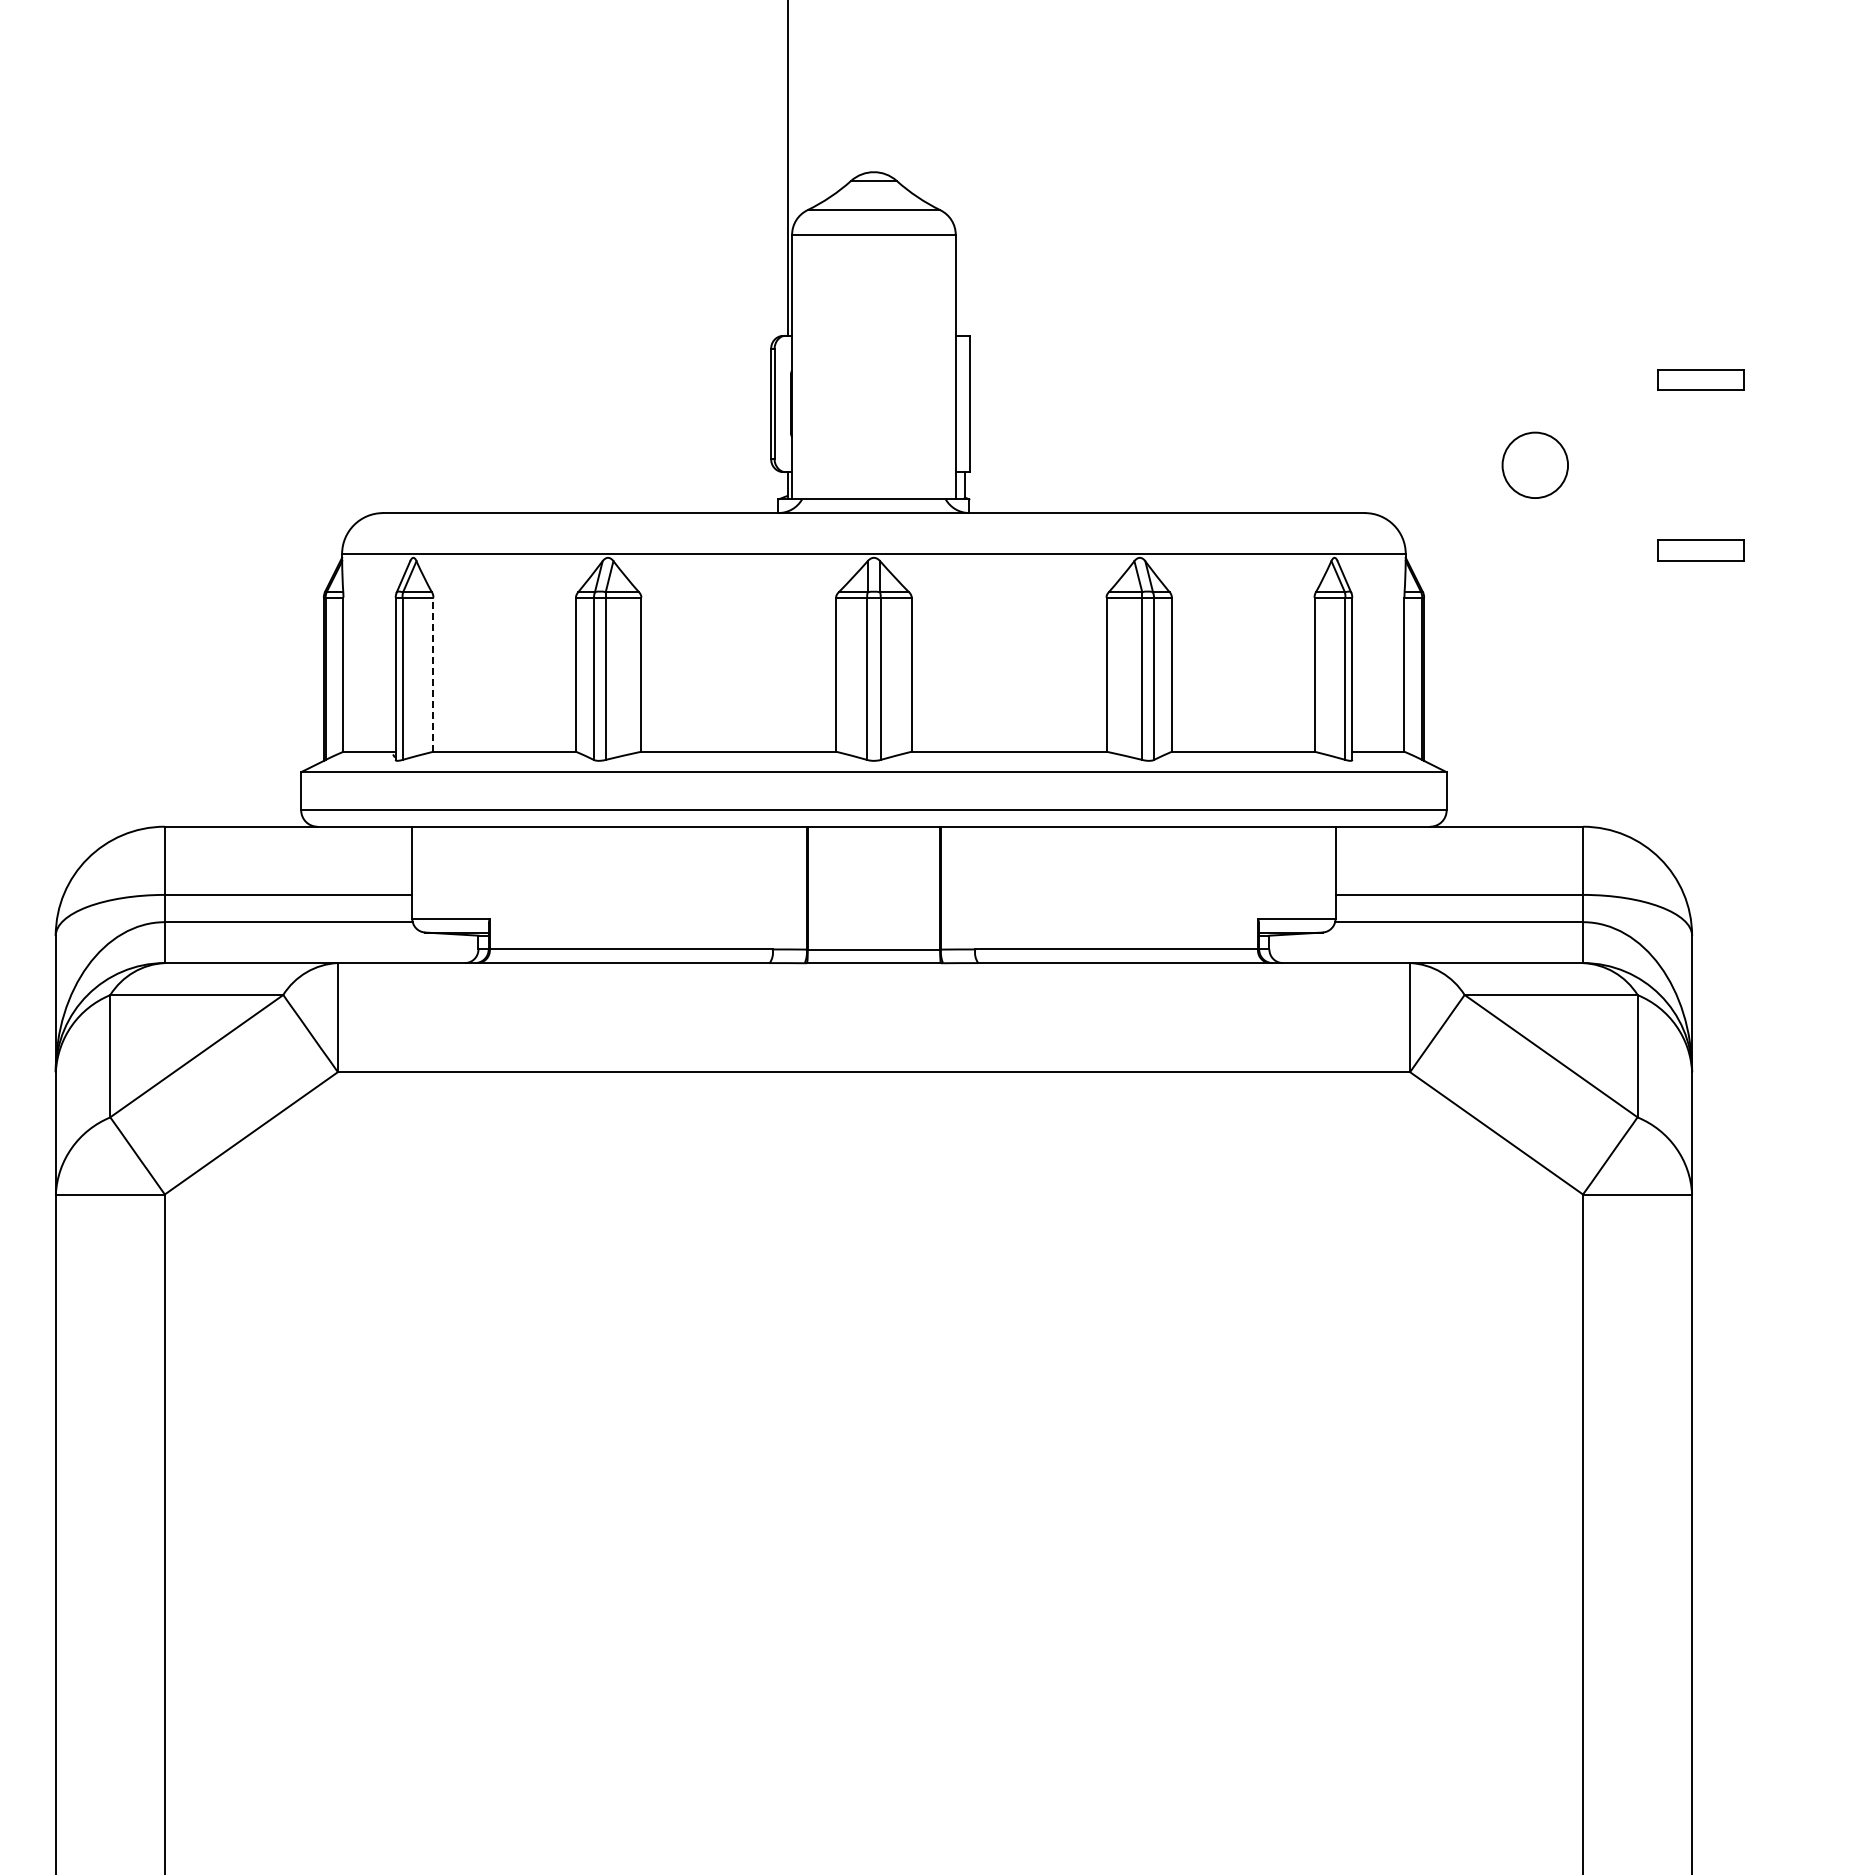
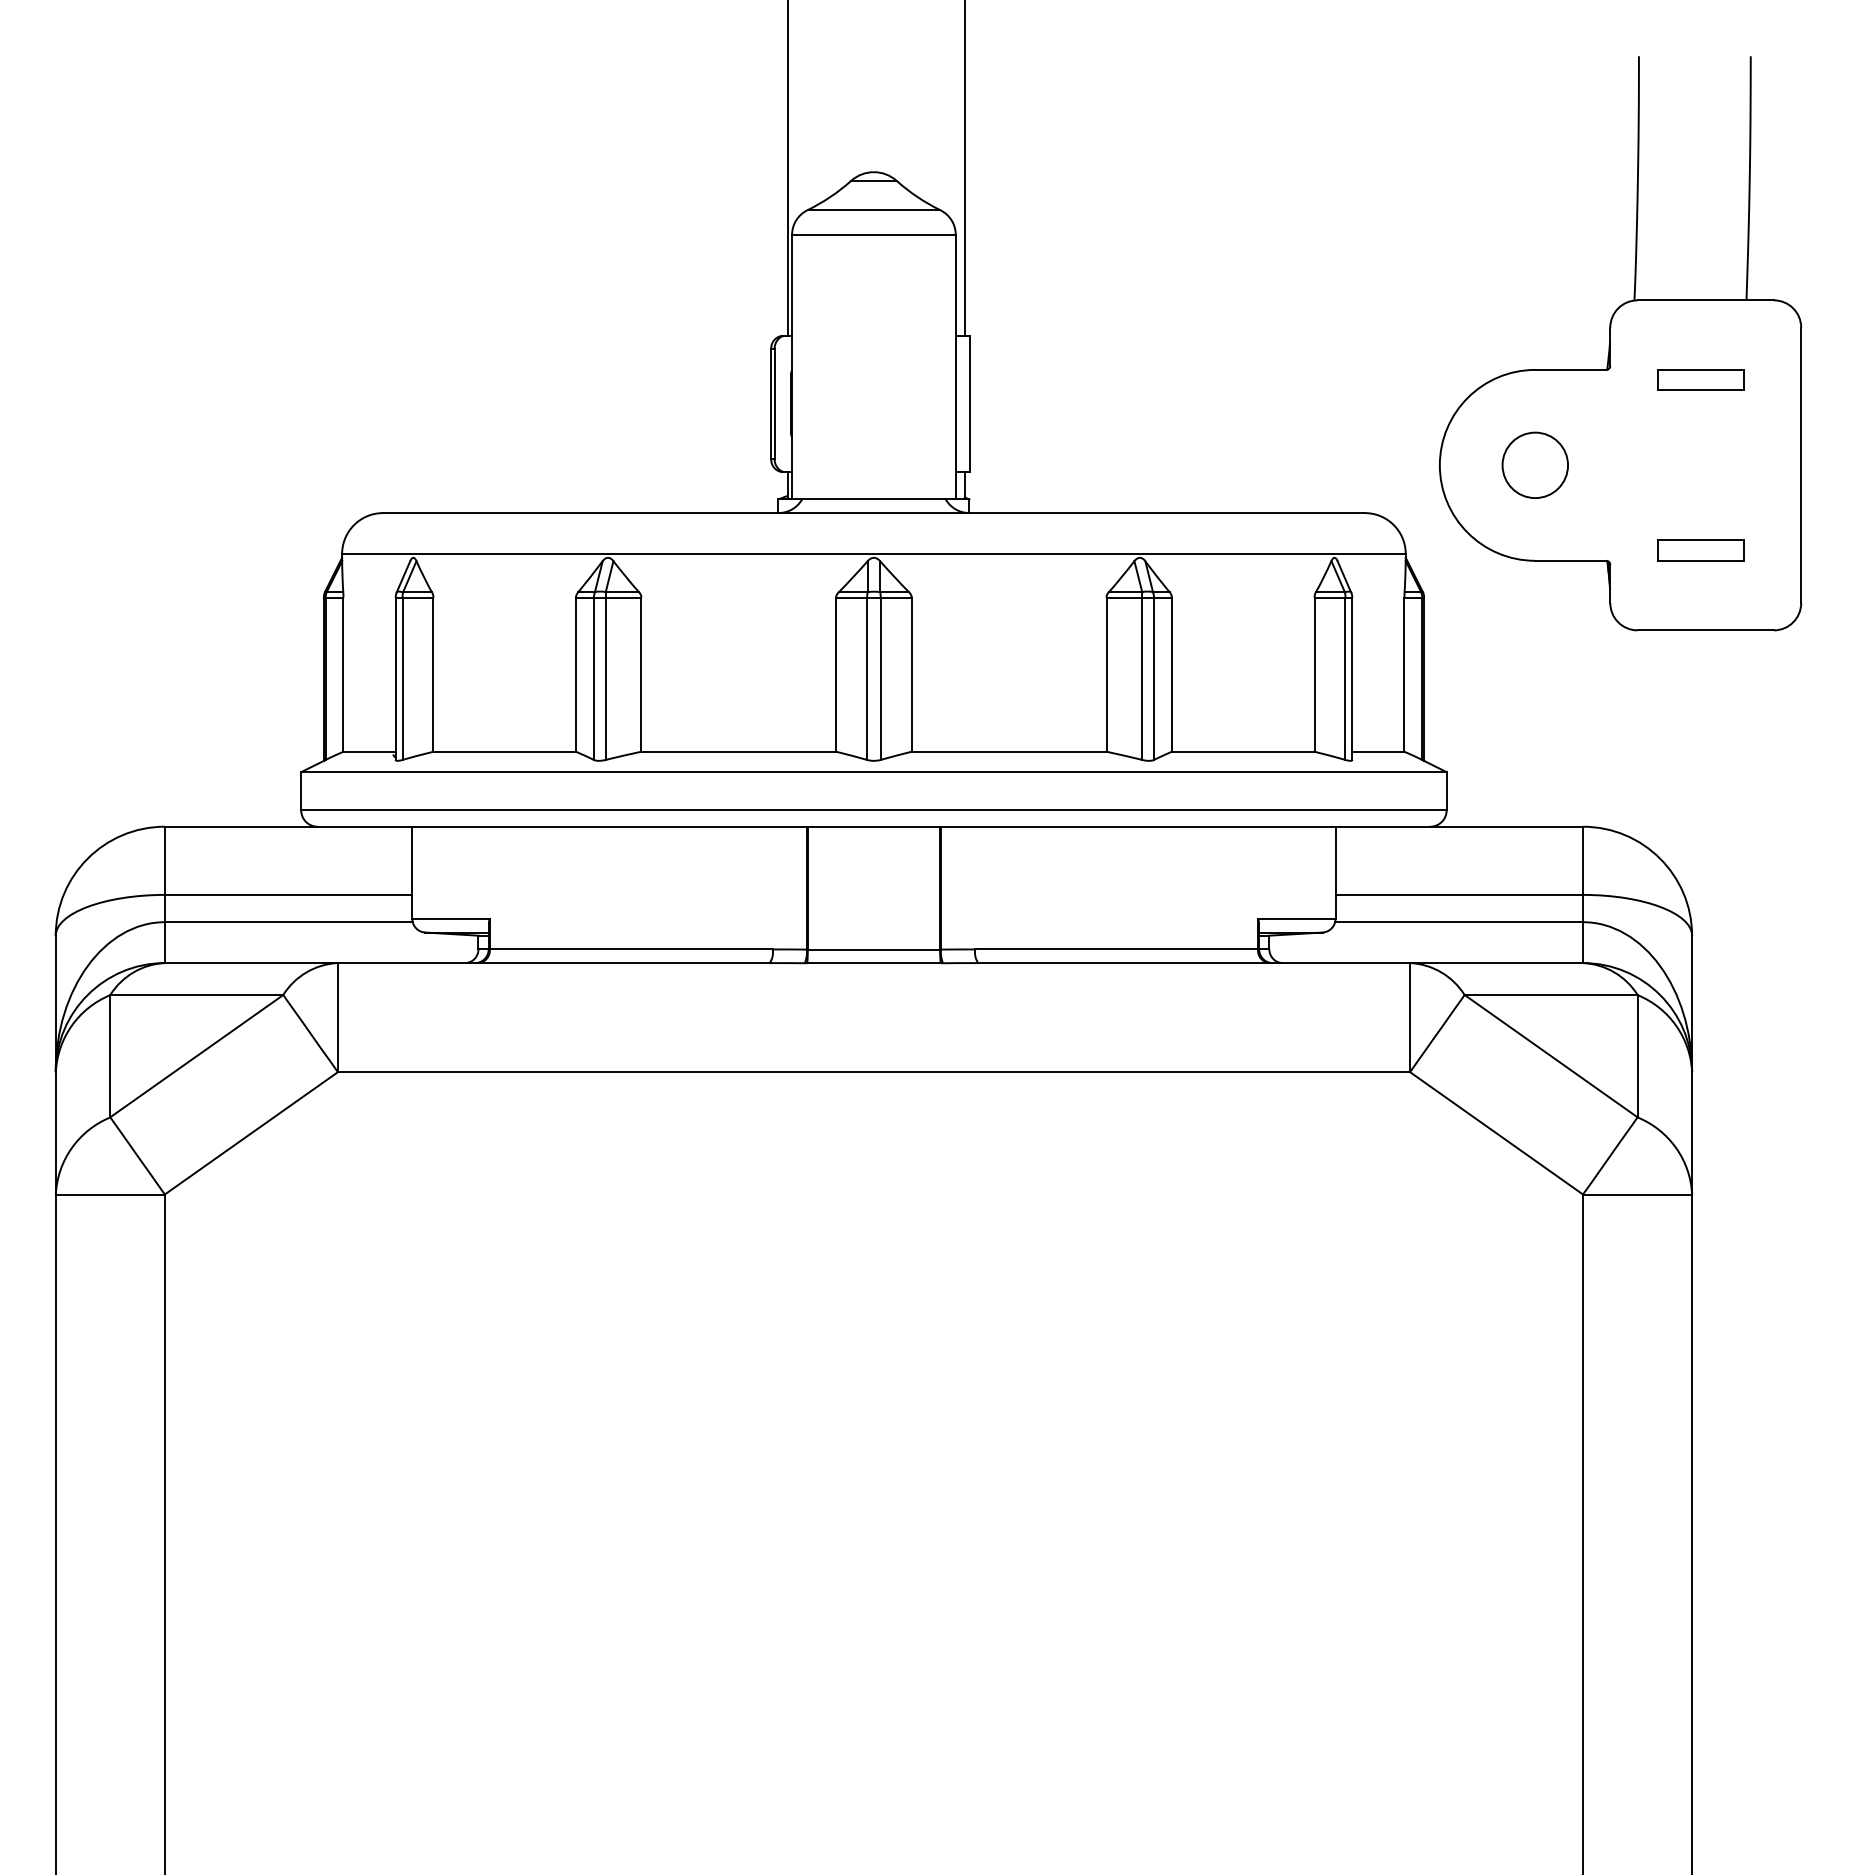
line: none -> present (964, 168)
part: none -> present (1620, 343)
line: dashed -> solid (433, 674)
